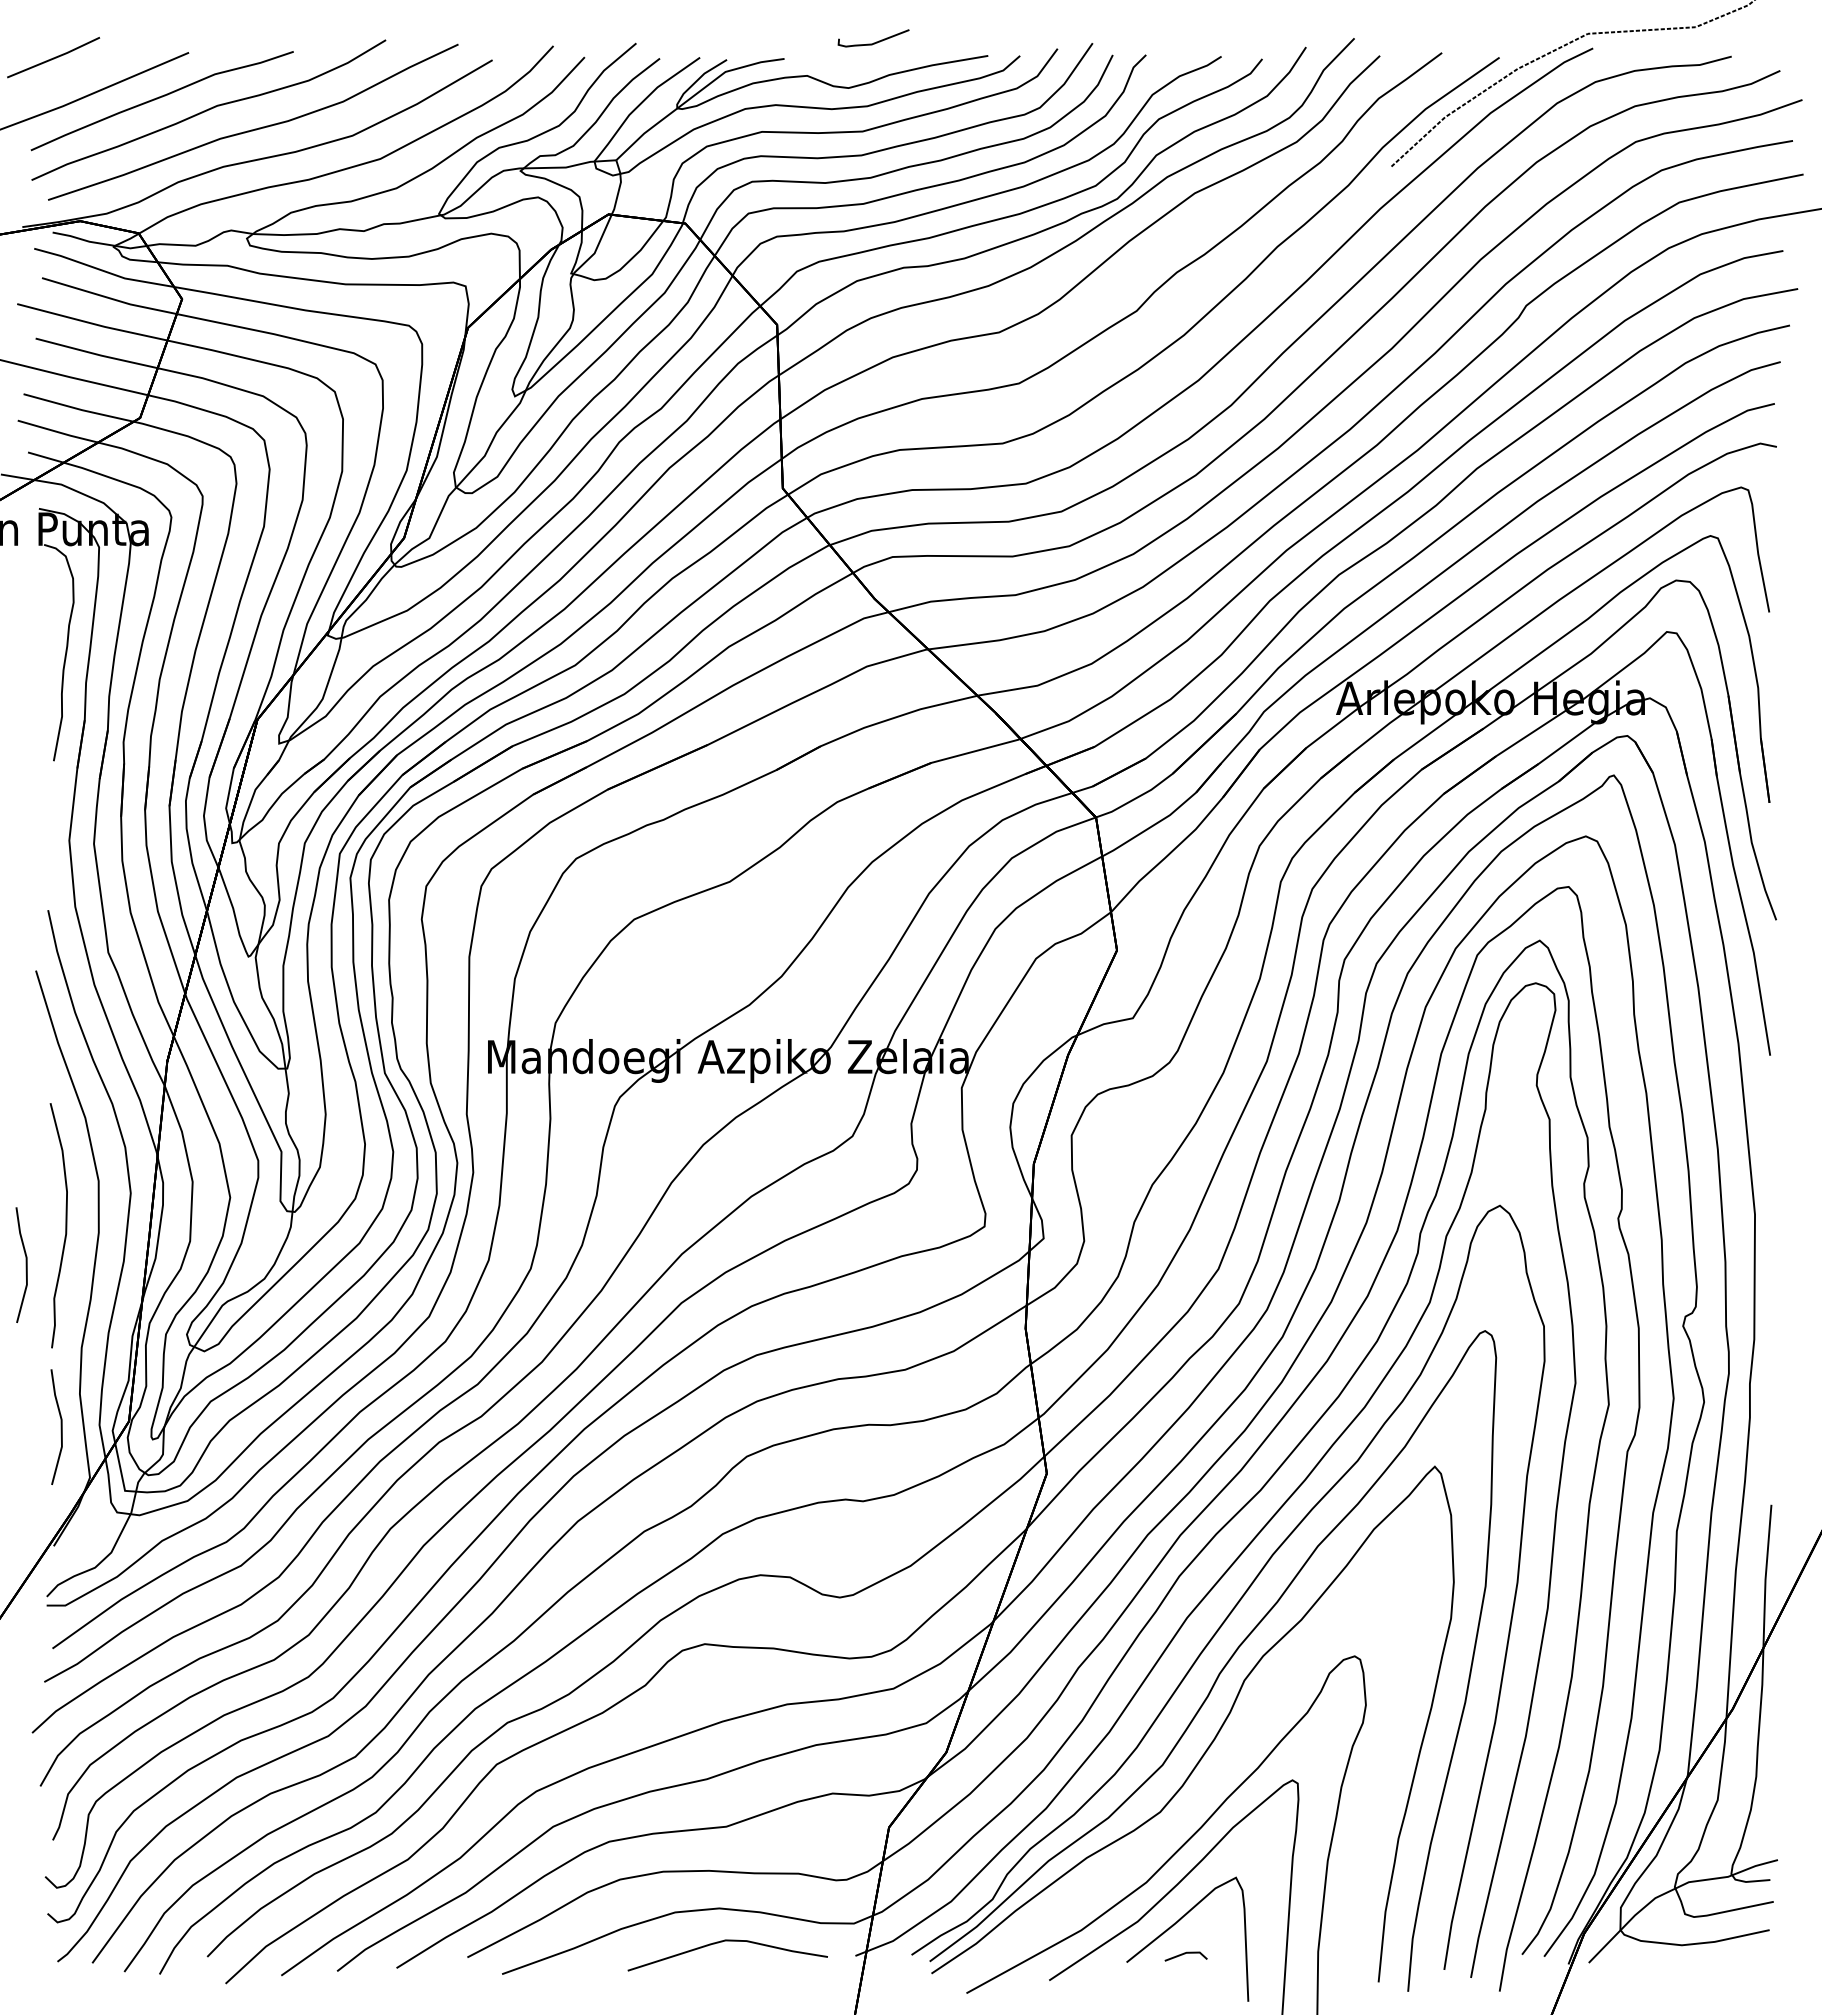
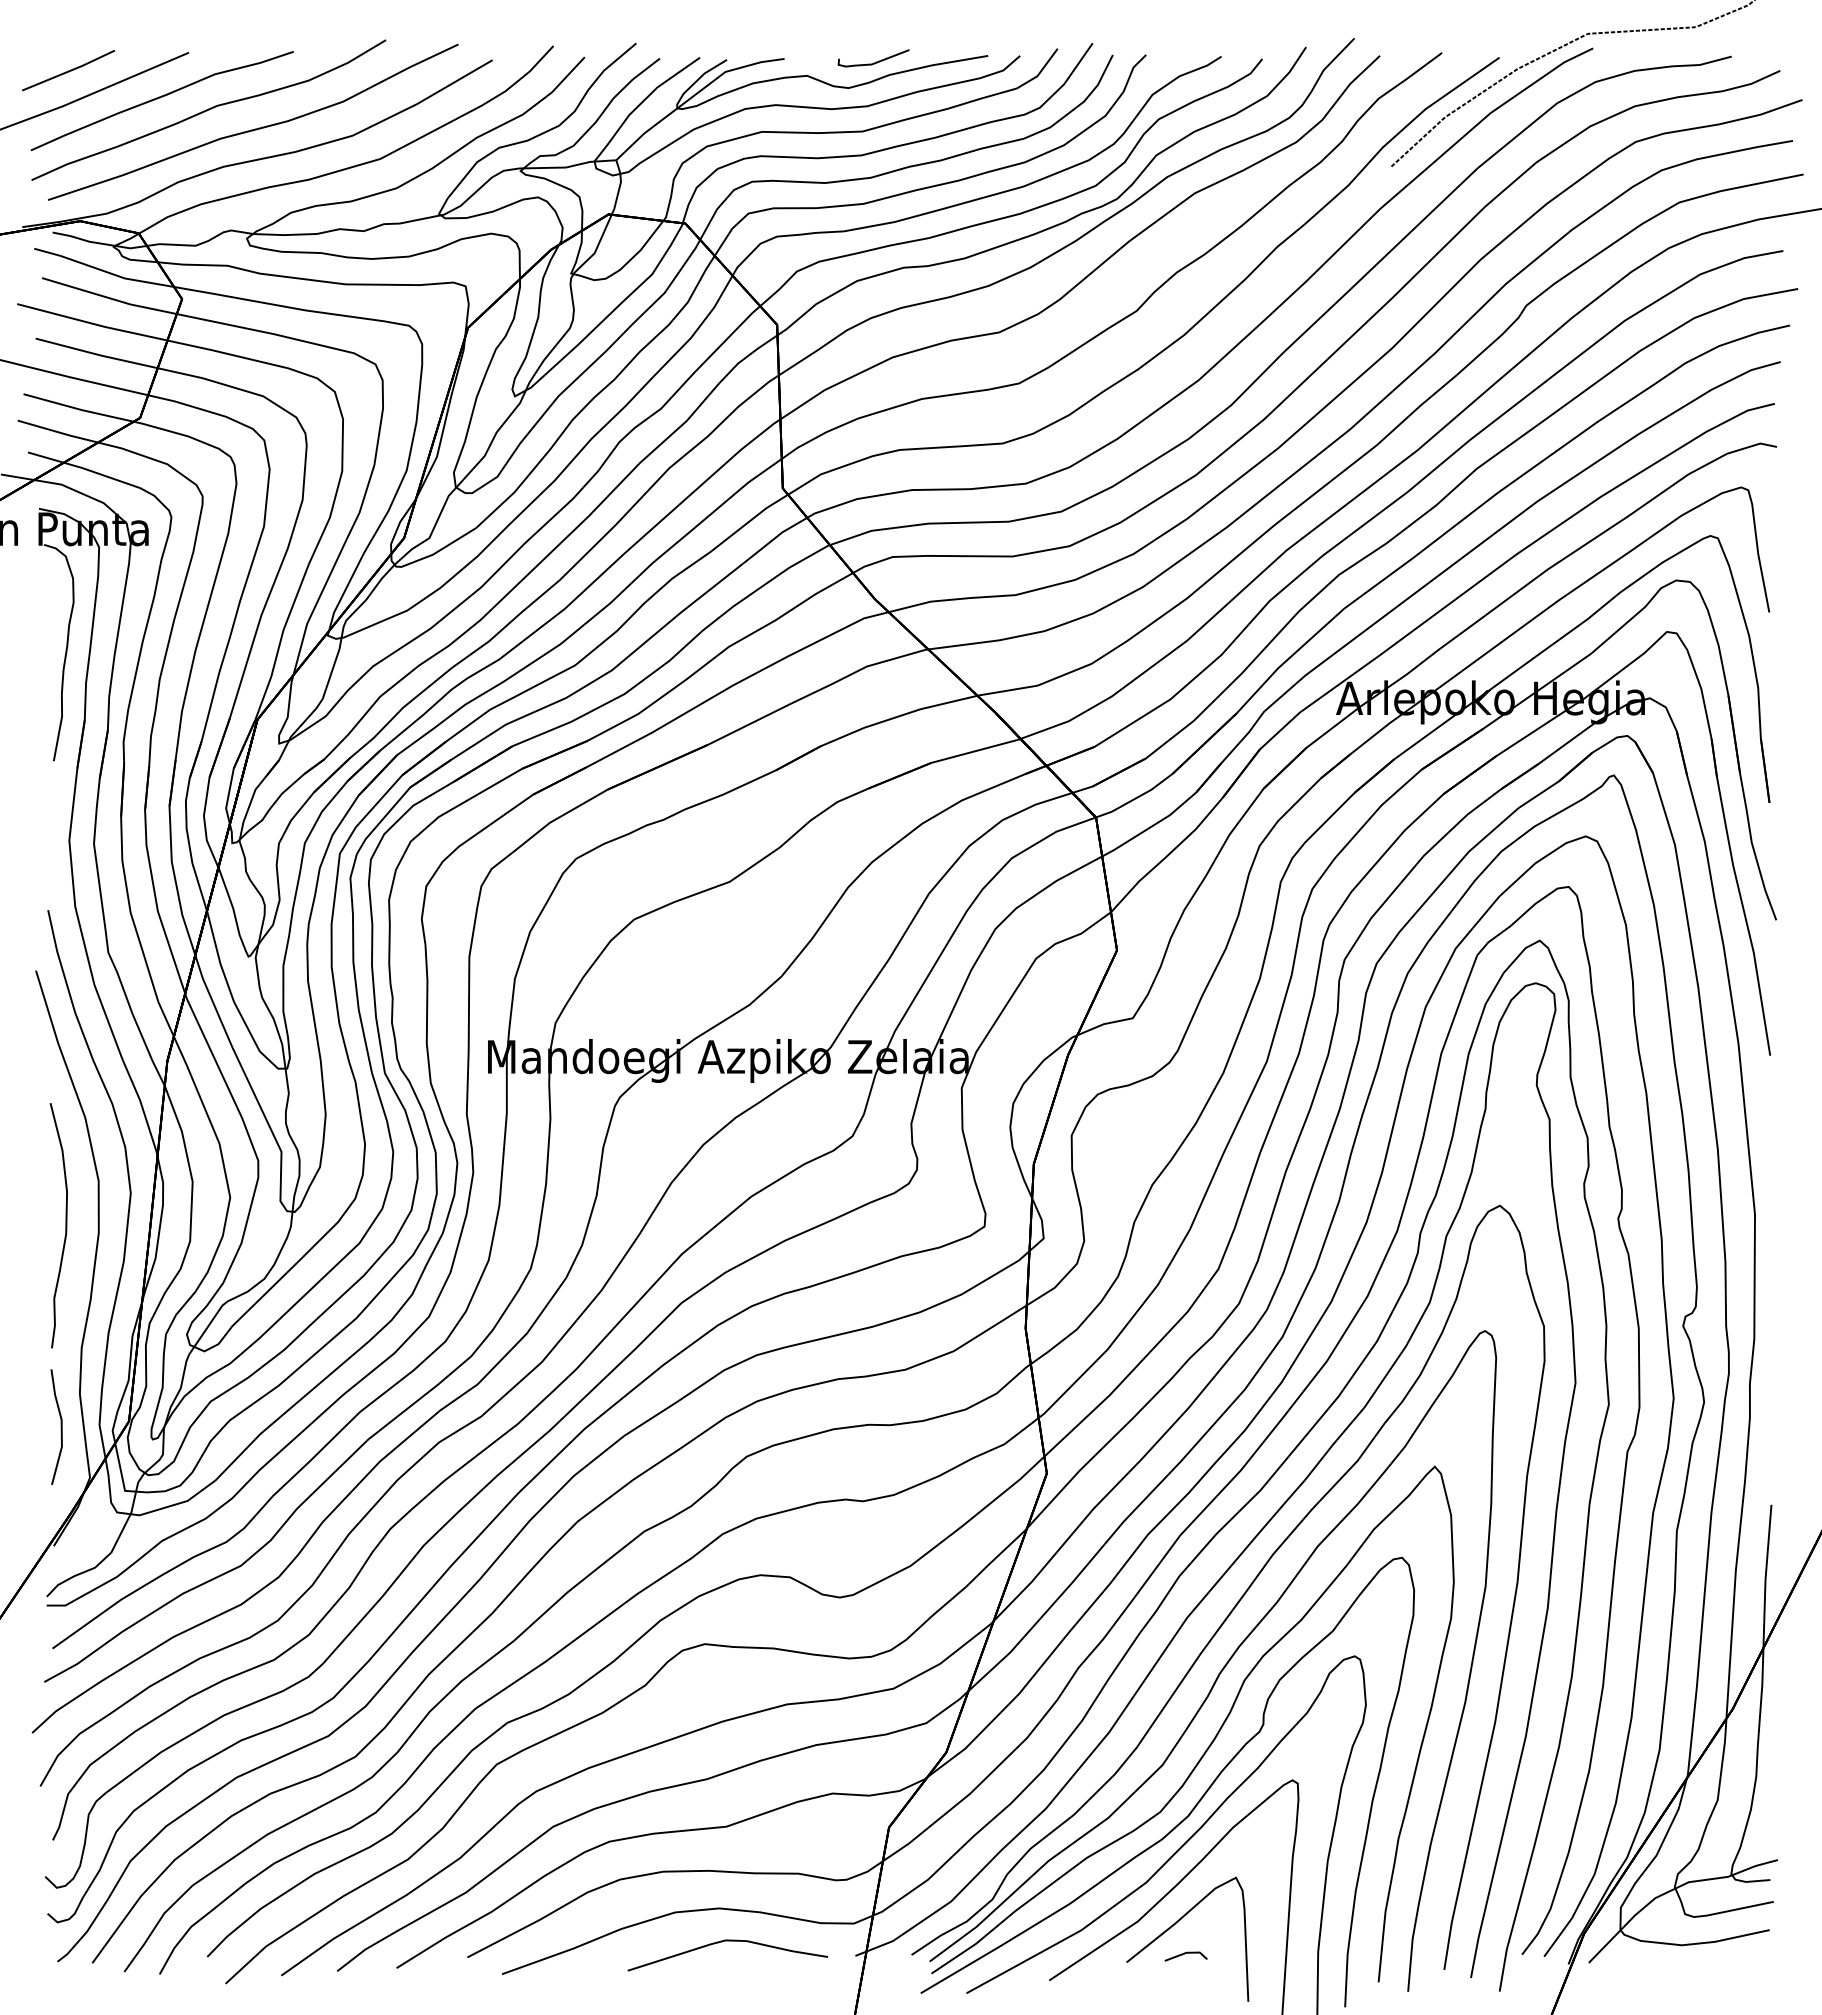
curve position: (873, 42) -> (873, 62) (873, 62)
line position: (53, 57) -> (68, 70) (68, 70)
line: present -> none (25, 1264)
part: none -> present (1195, 1804)
